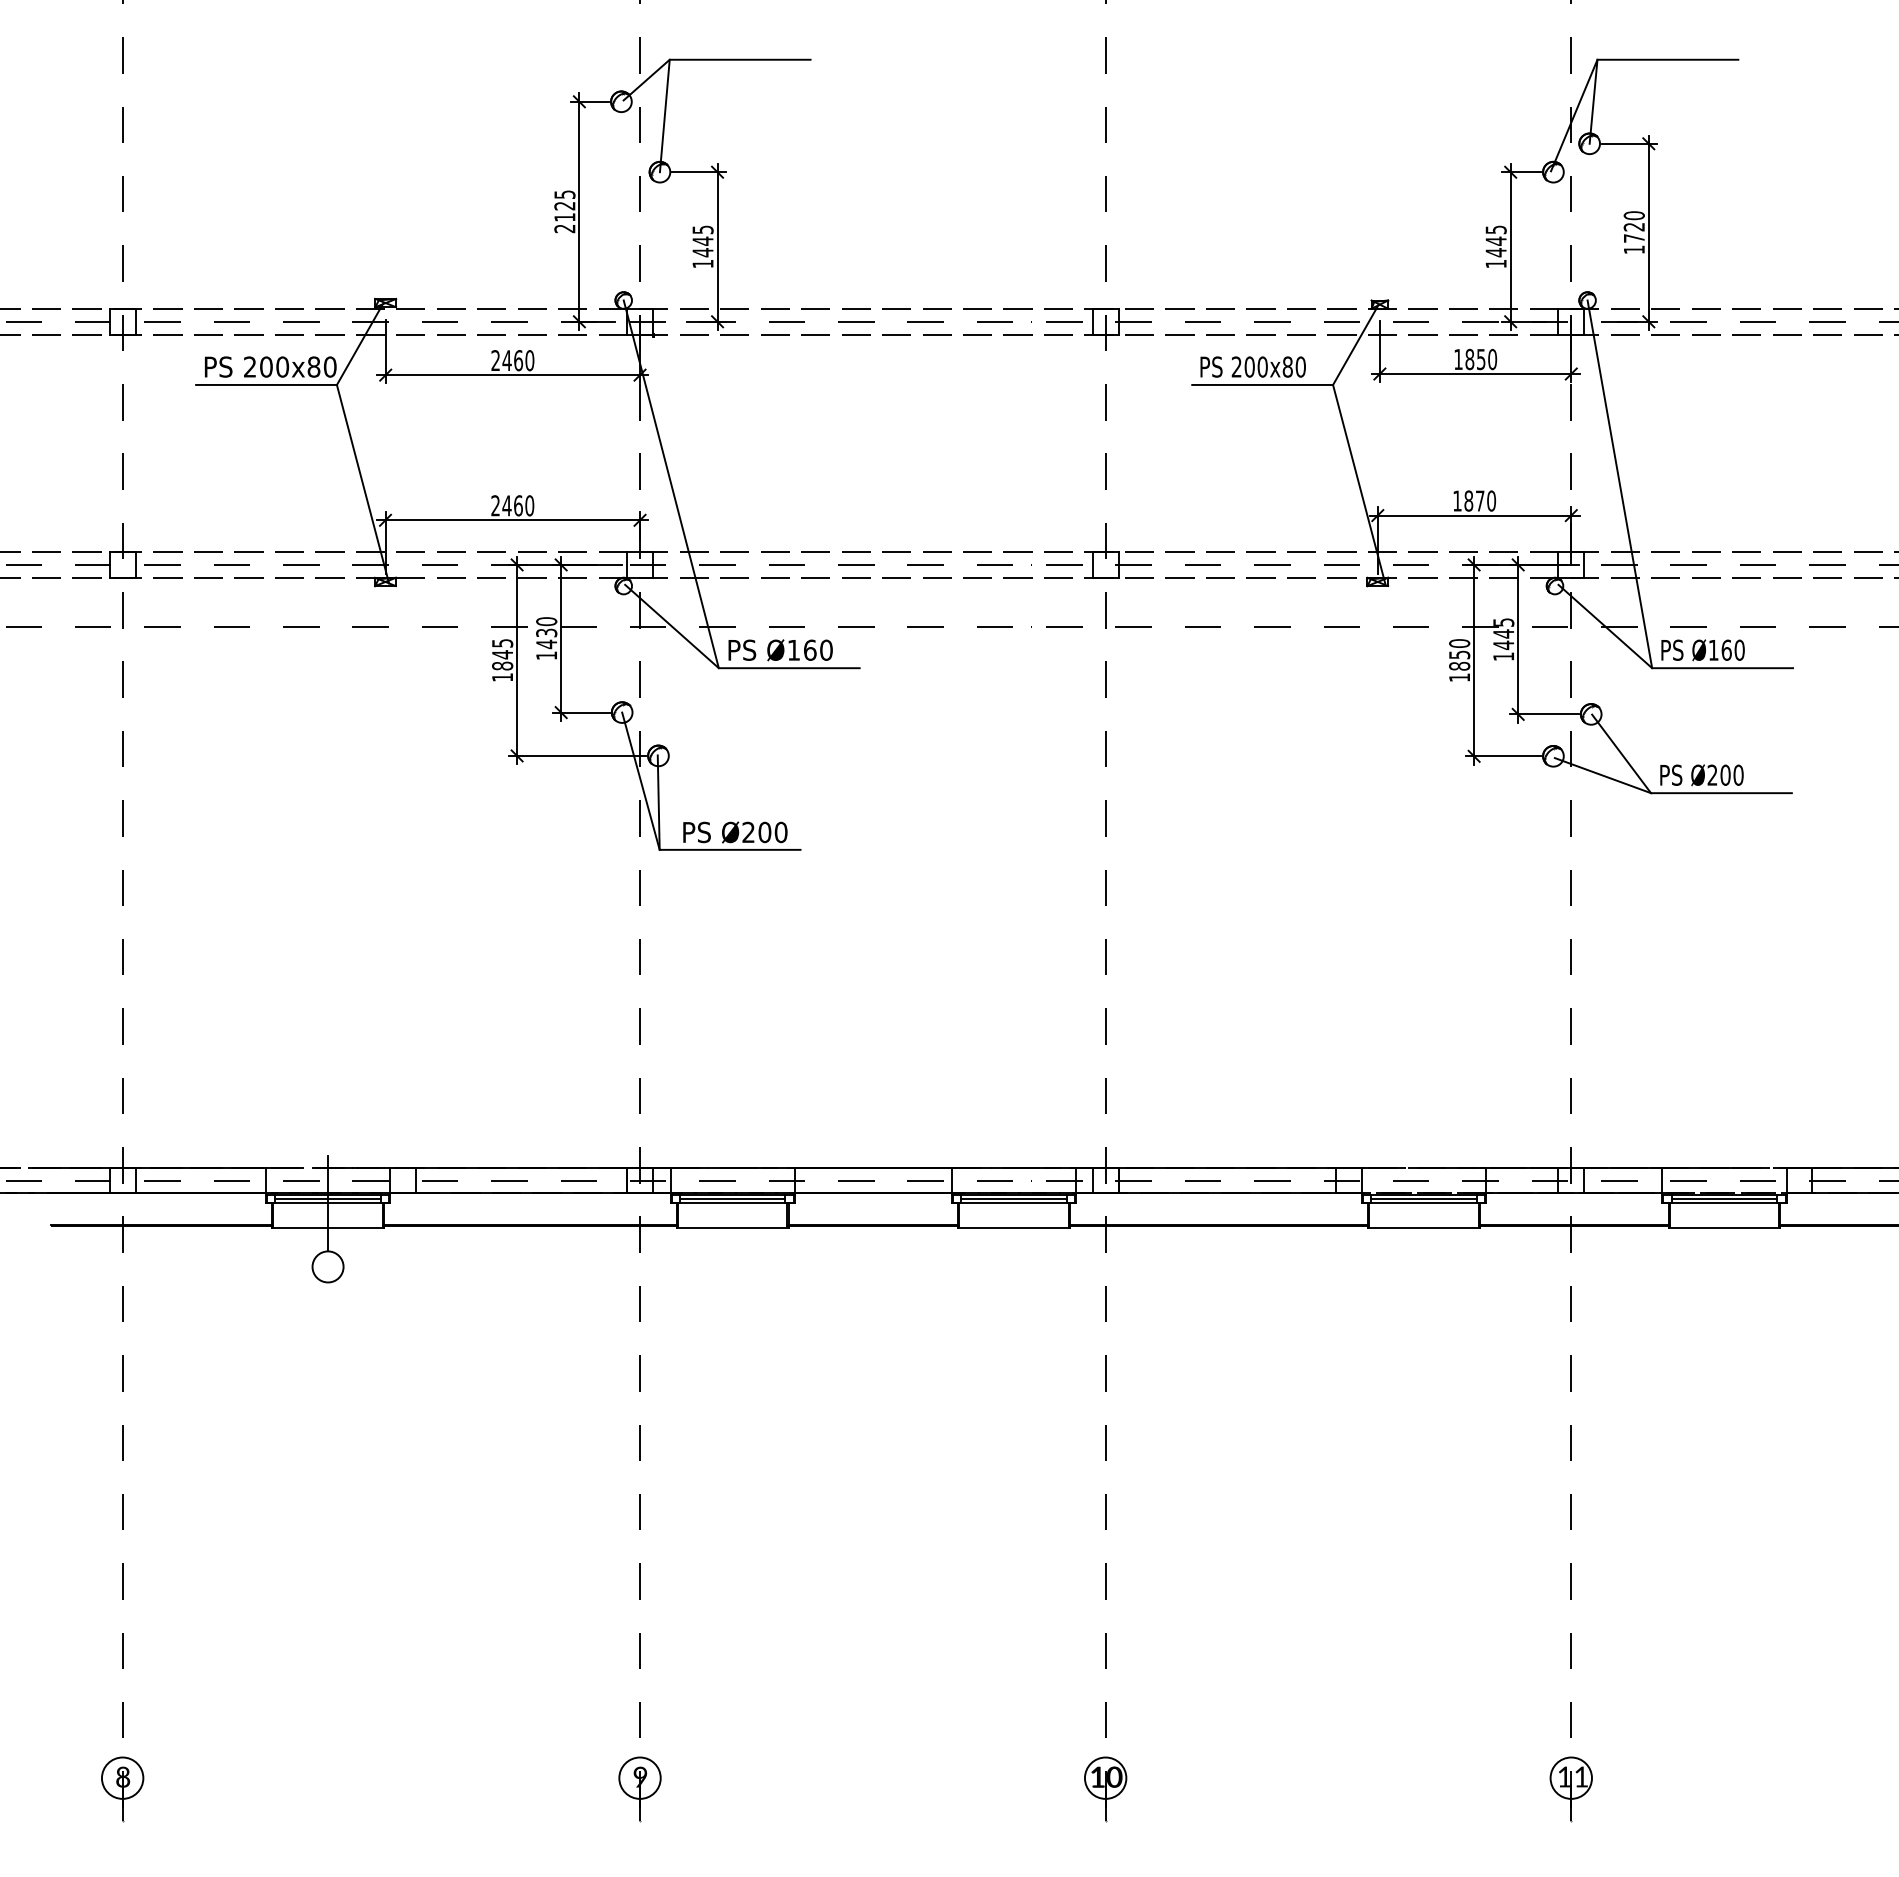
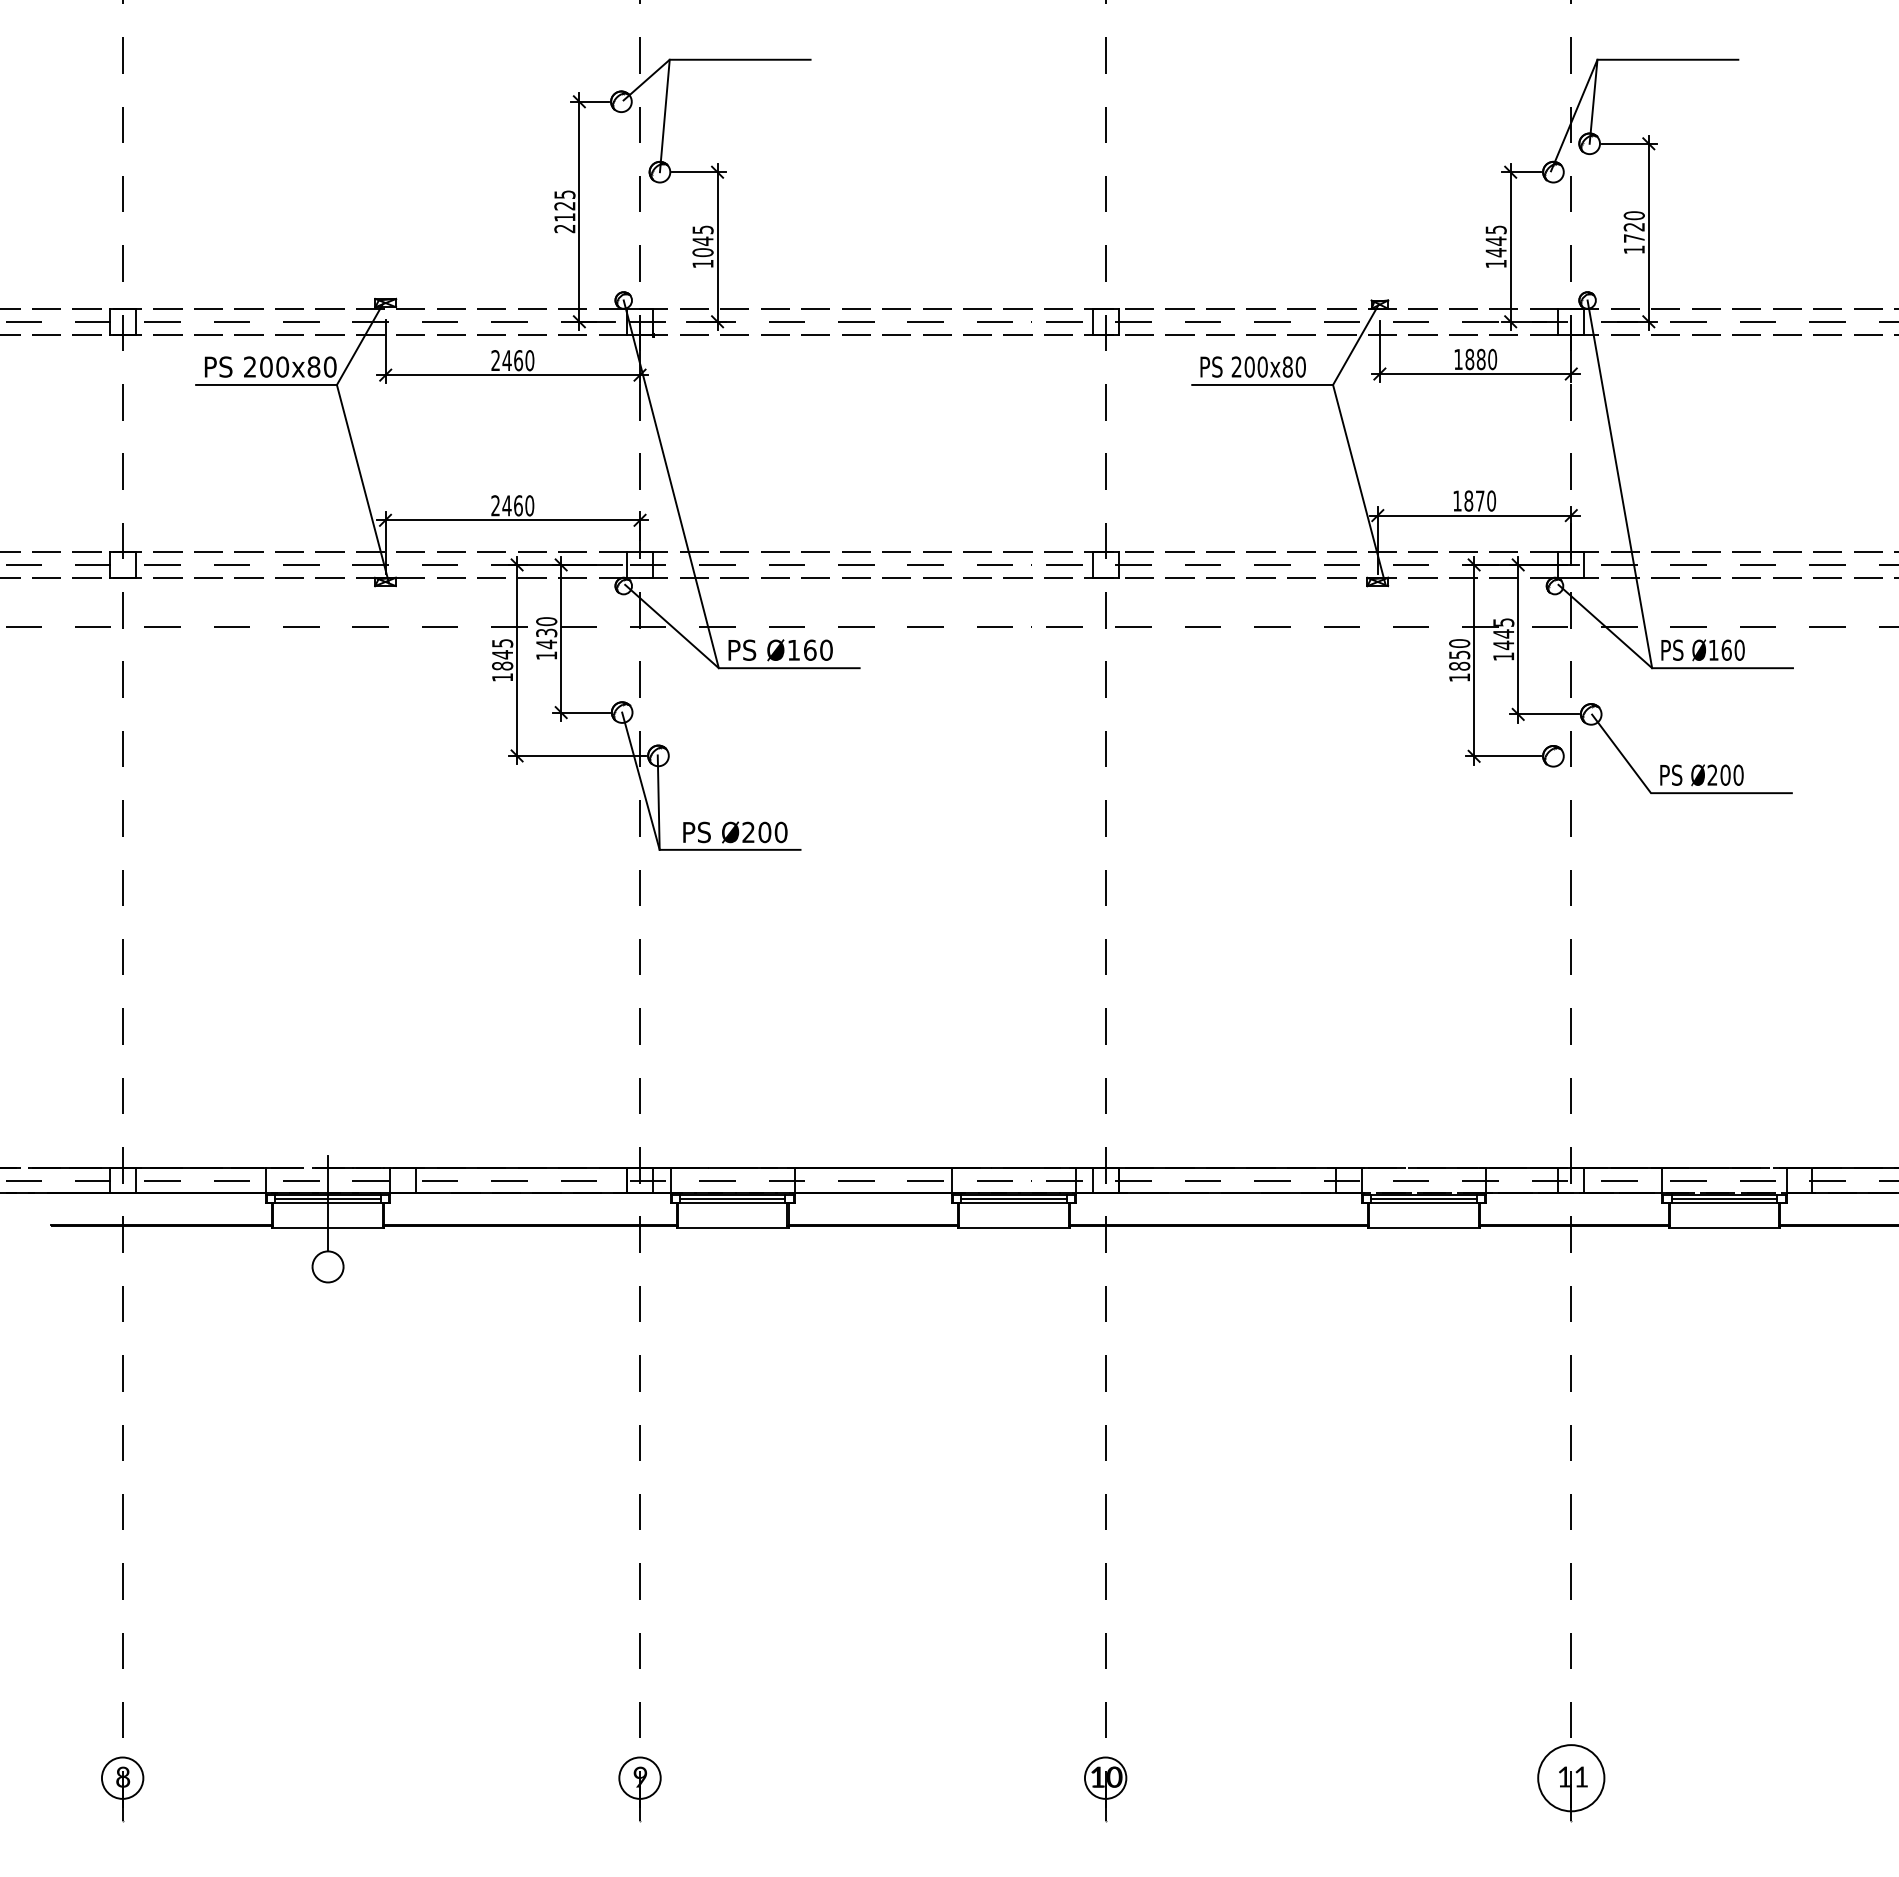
text: 1445 -> 1045 (702, 252)
text: 1850 -> 1880 (1480, 359)
line: present -> none (1602, 775)
circle diameter: 41 px -> 66 px (1571, 1778)
